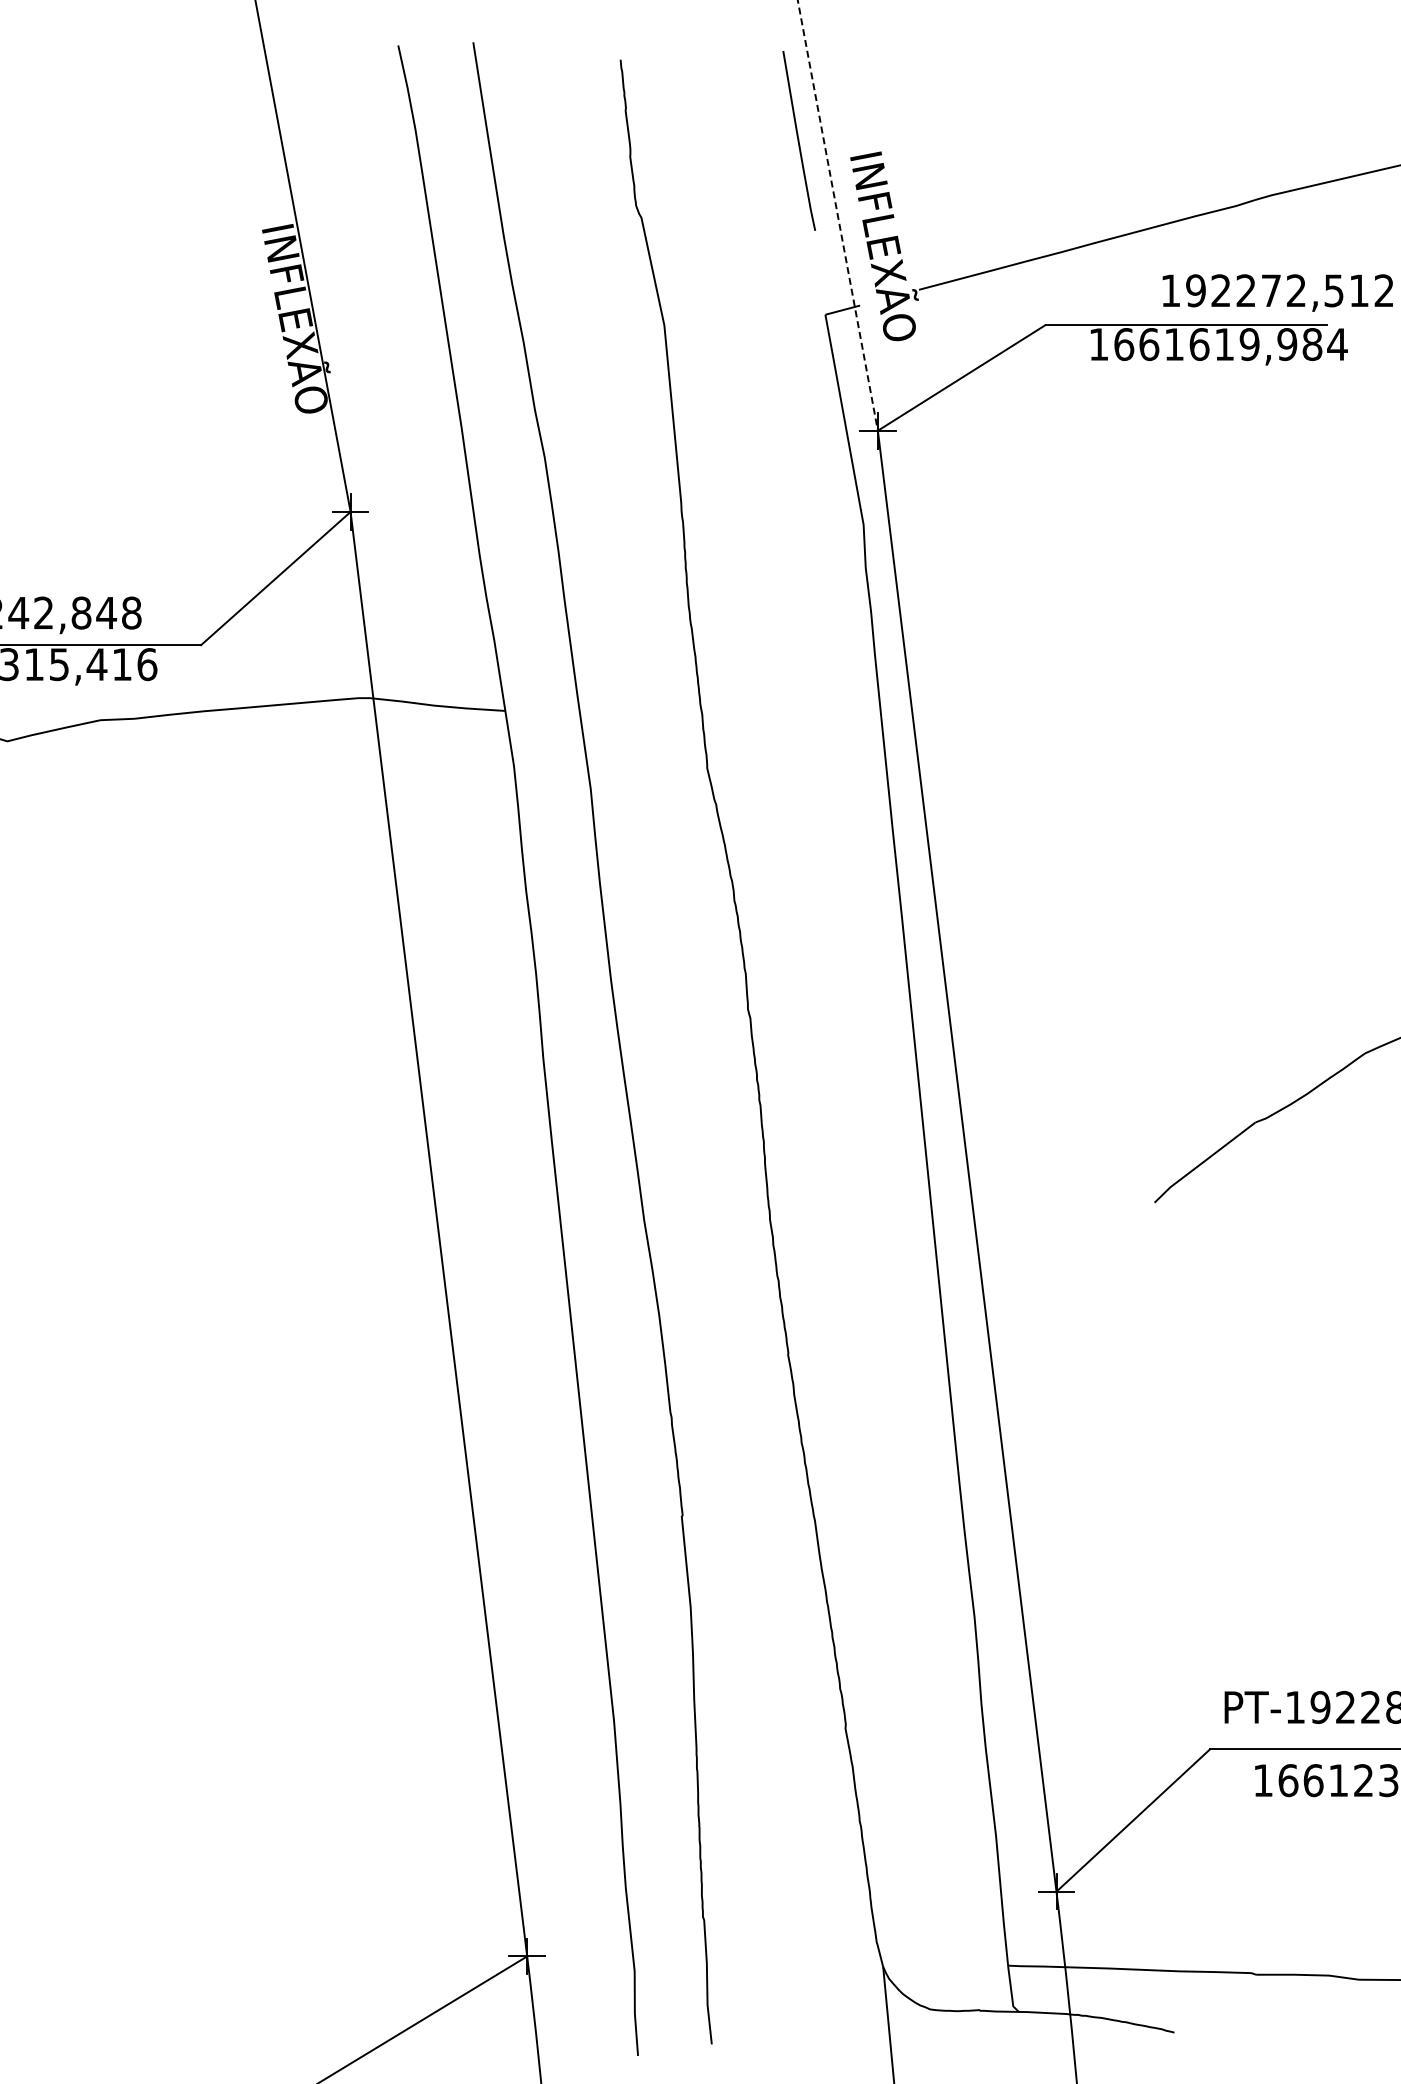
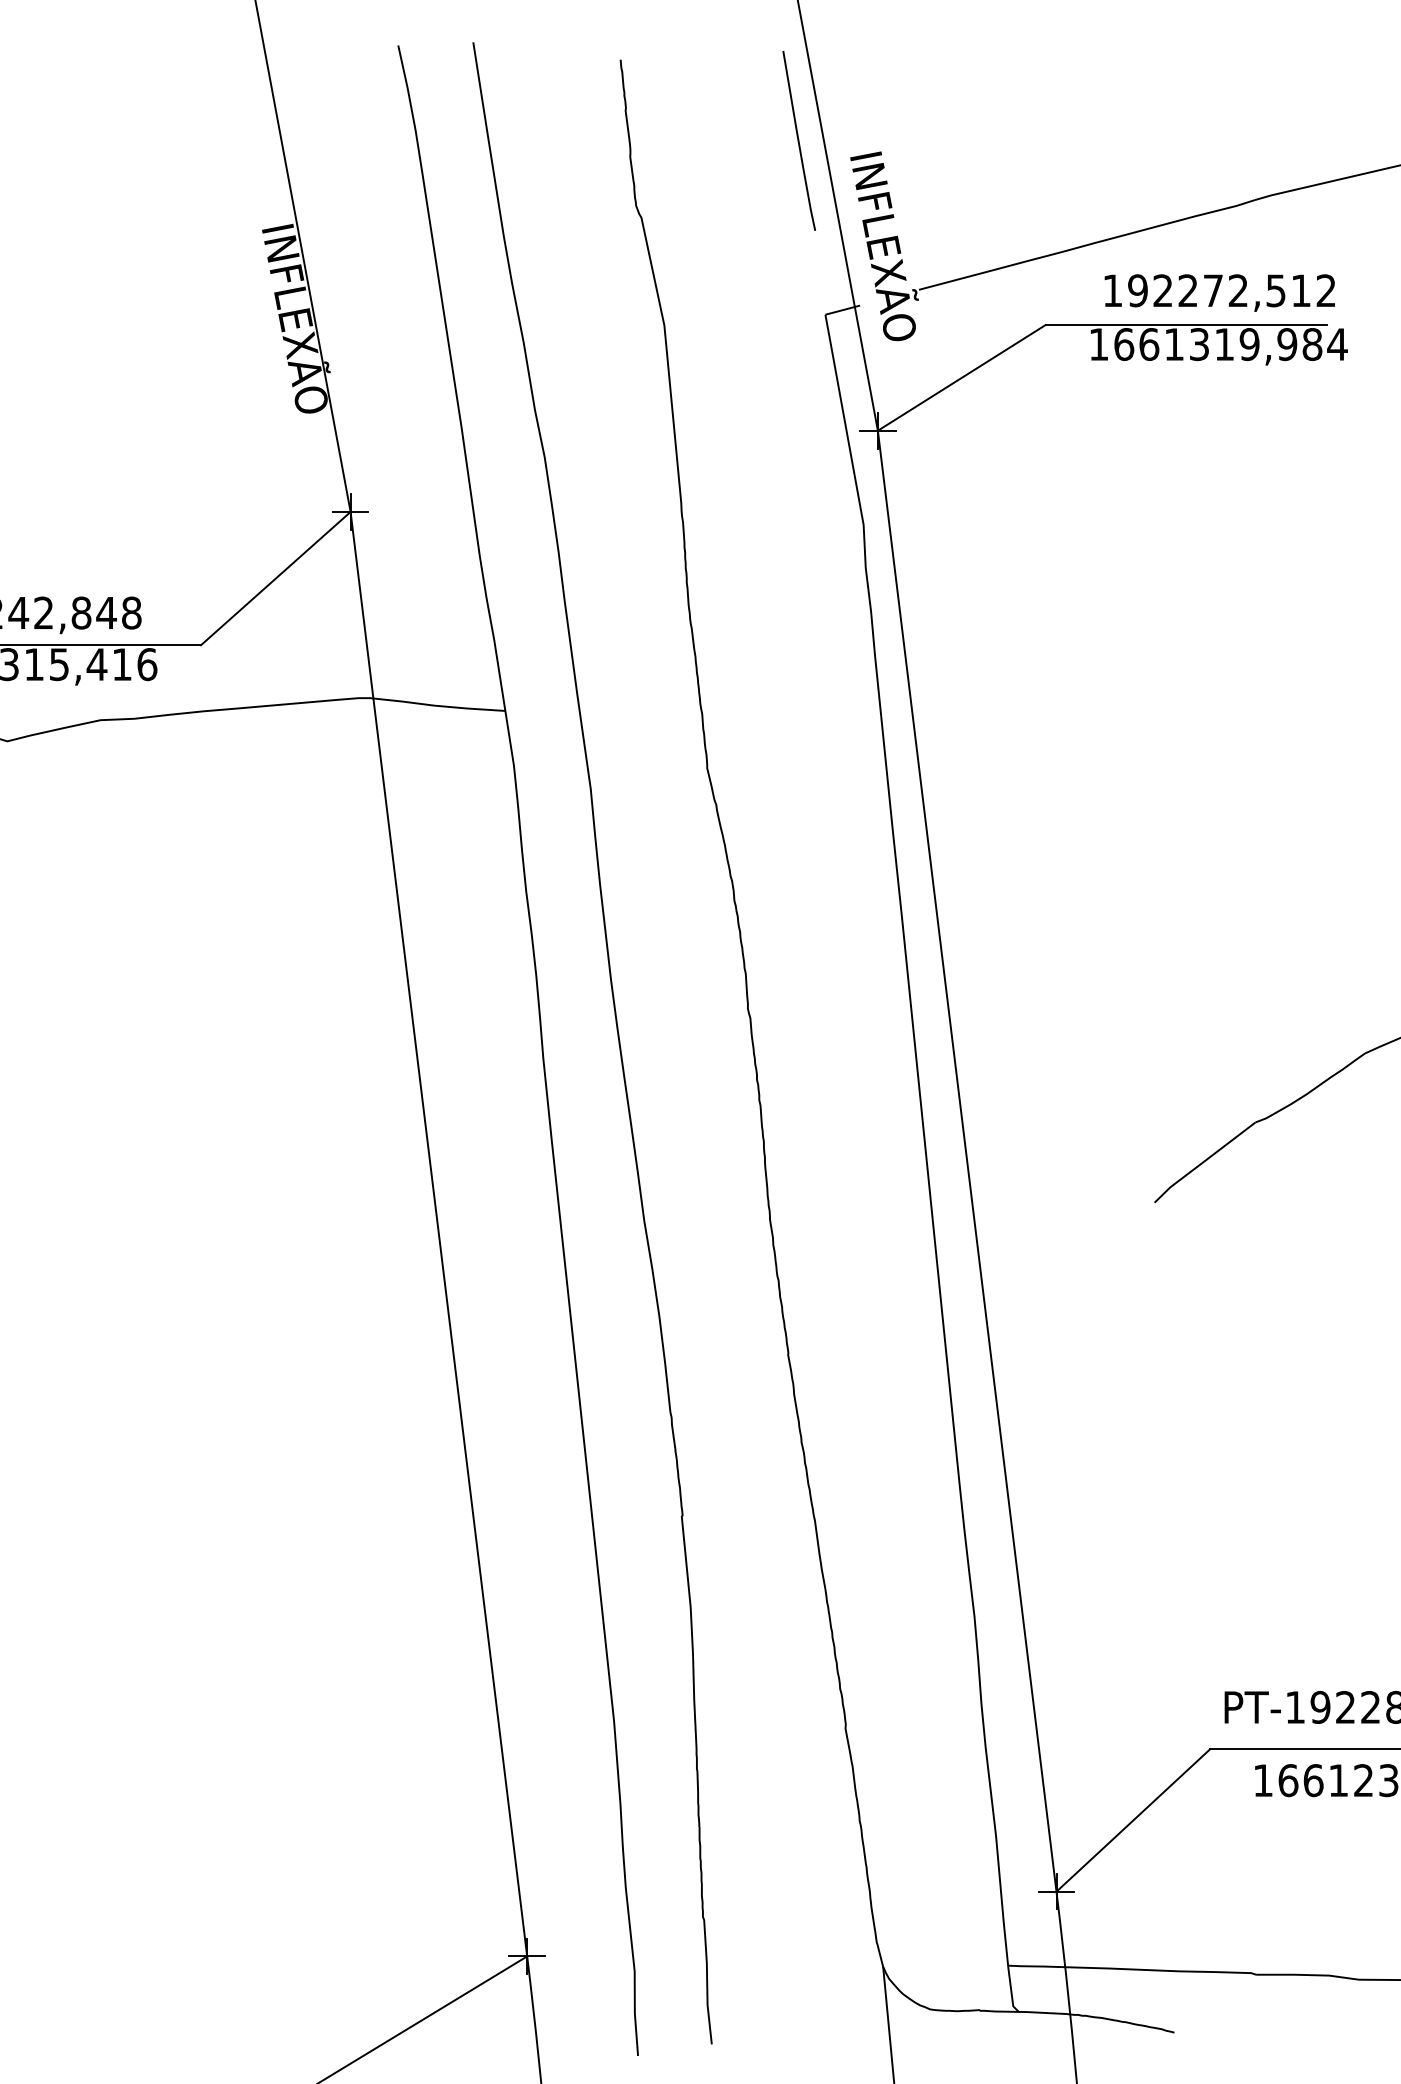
line: dashed -> solid (837, 215)
text position: (1277, 292) -> (1219, 292) (1219, 292)
text: 1661619,984 -> 1661319,984 (1199, 344)
